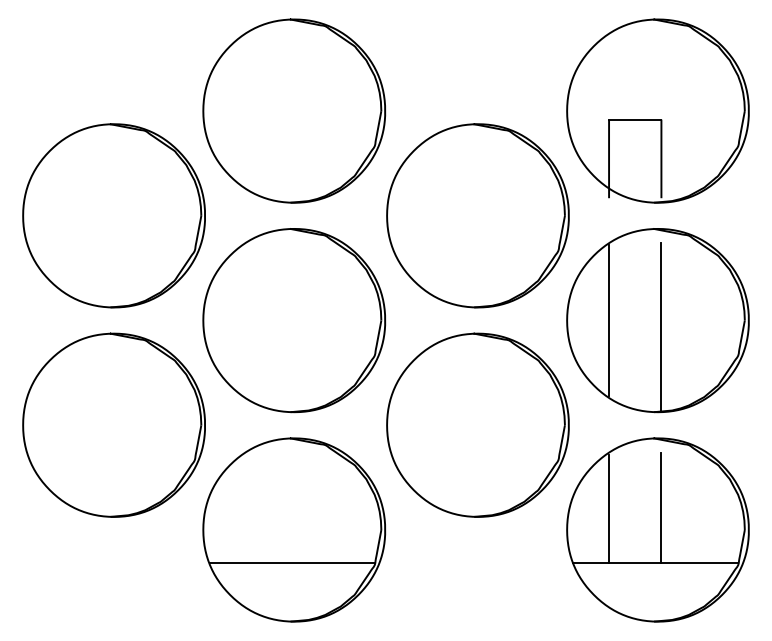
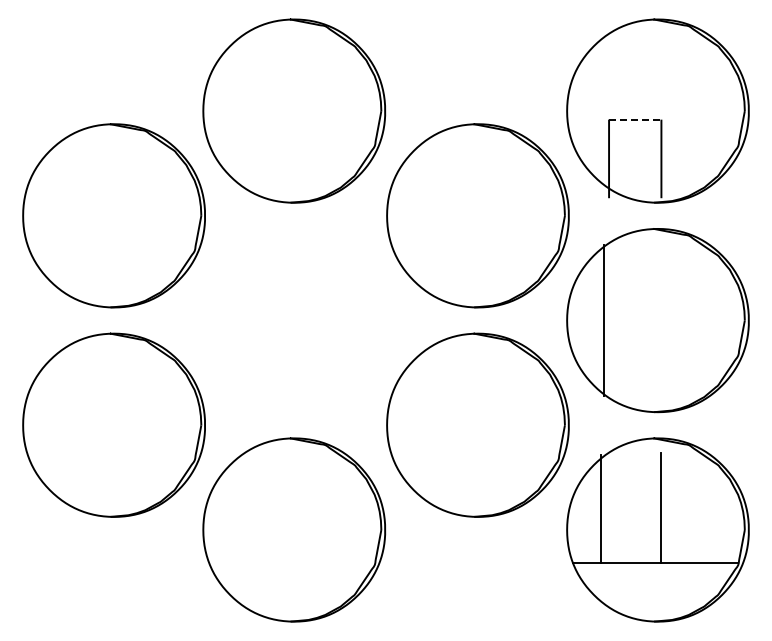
line: solid -> dashed (635, 119)
part: present -> none (294, 320)
line position: (609, 320) -> (604, 320) (604, 320)
line: present -> none (661, 326)
line position: (609, 508) -> (601, 508) (601, 508)
line: present -> none (291, 563)
